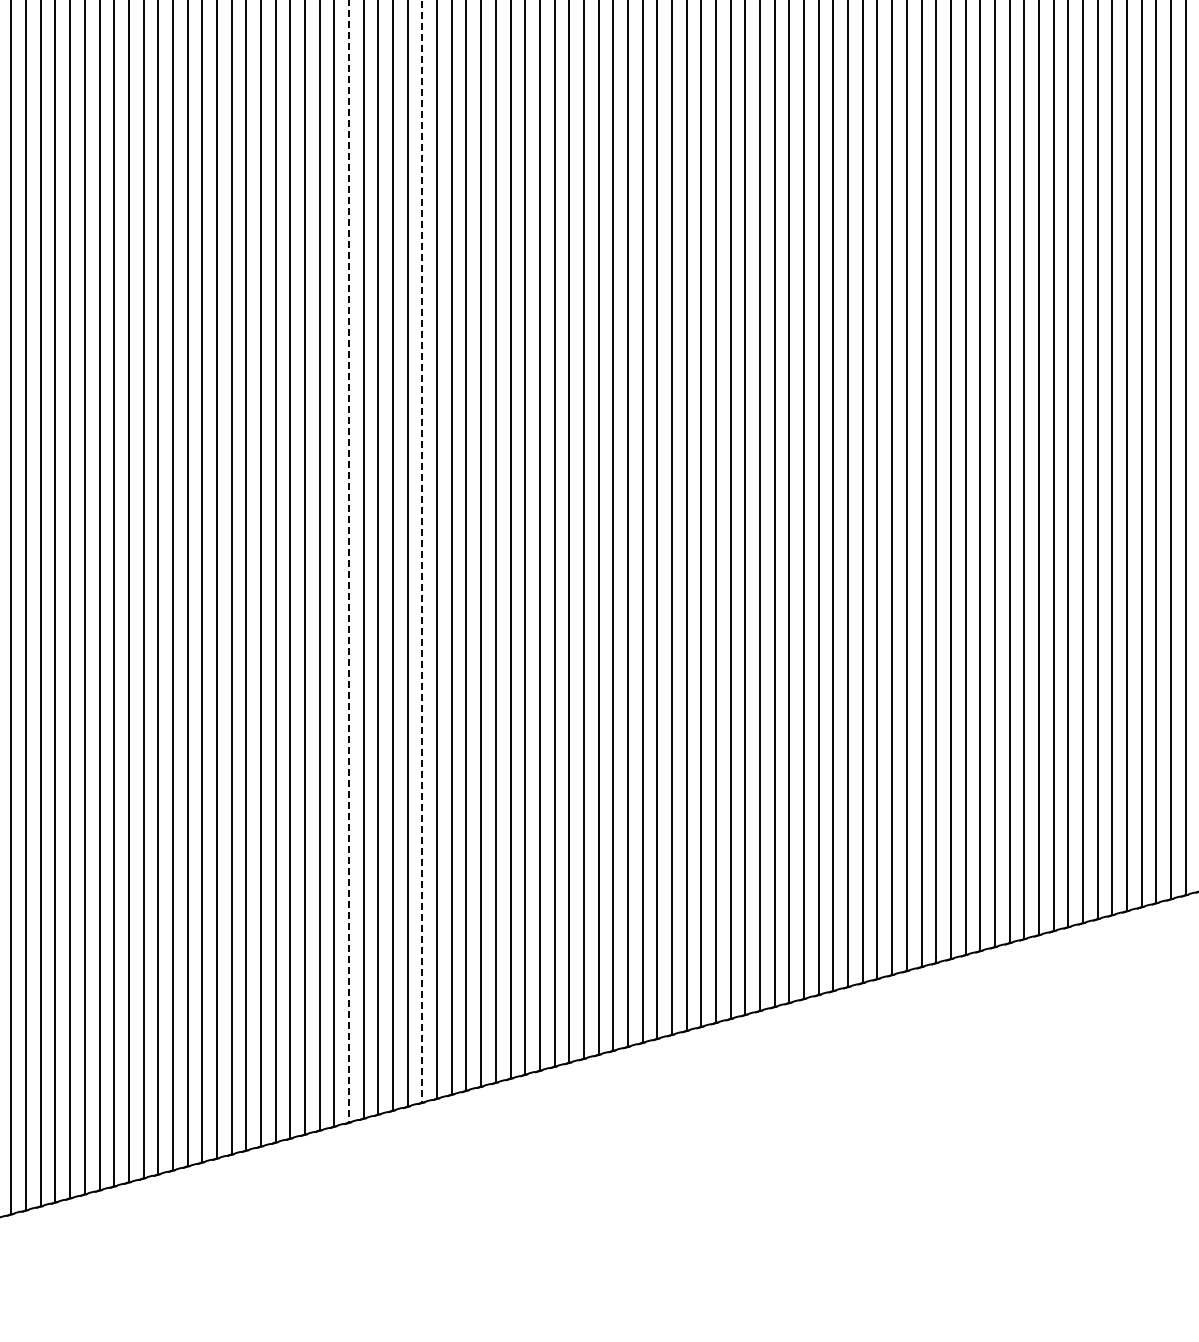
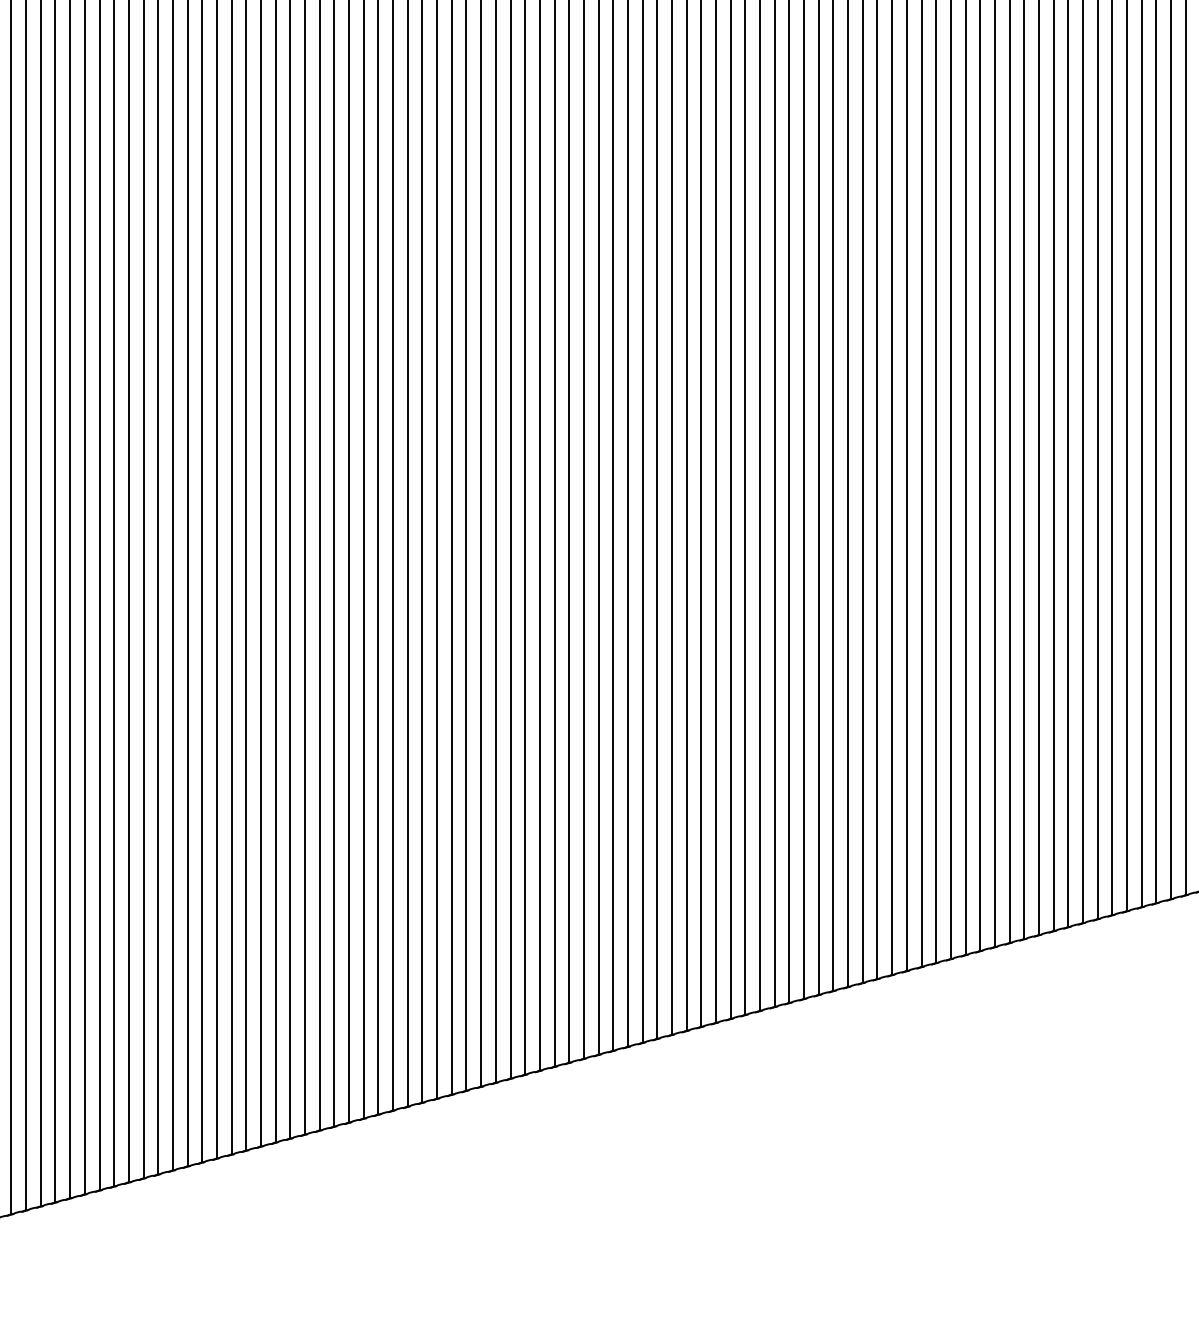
line: dashed -> solid (422, 551)
line: dashed -> solid (348, 561)
